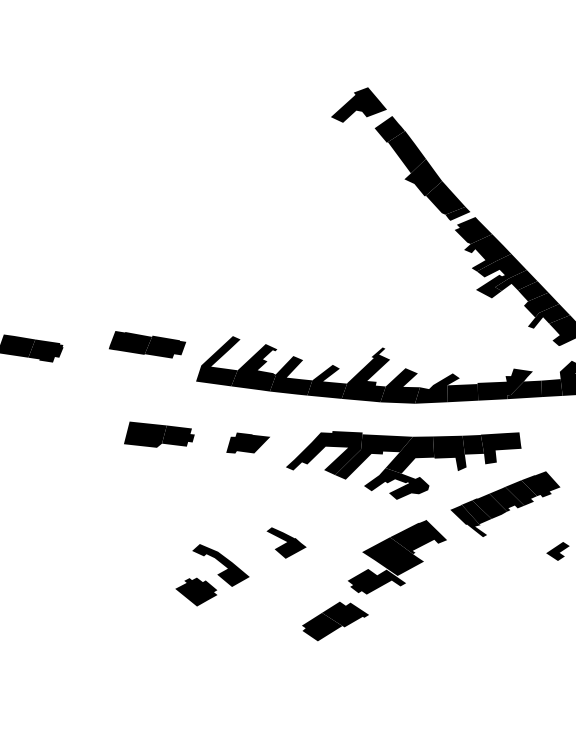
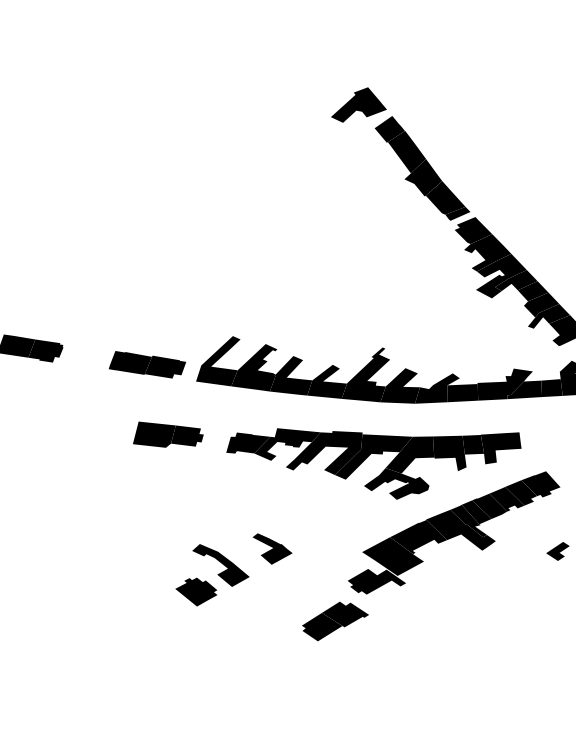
part position: (147, 344) -> (147, 364) (147, 364)
part position: (159, 434) -> (168, 434) (168, 434)
fill: none -> present (287, 444)
fill: none -> present (460, 529)
part position: (286, 542) -> (272, 548) (272, 548)
